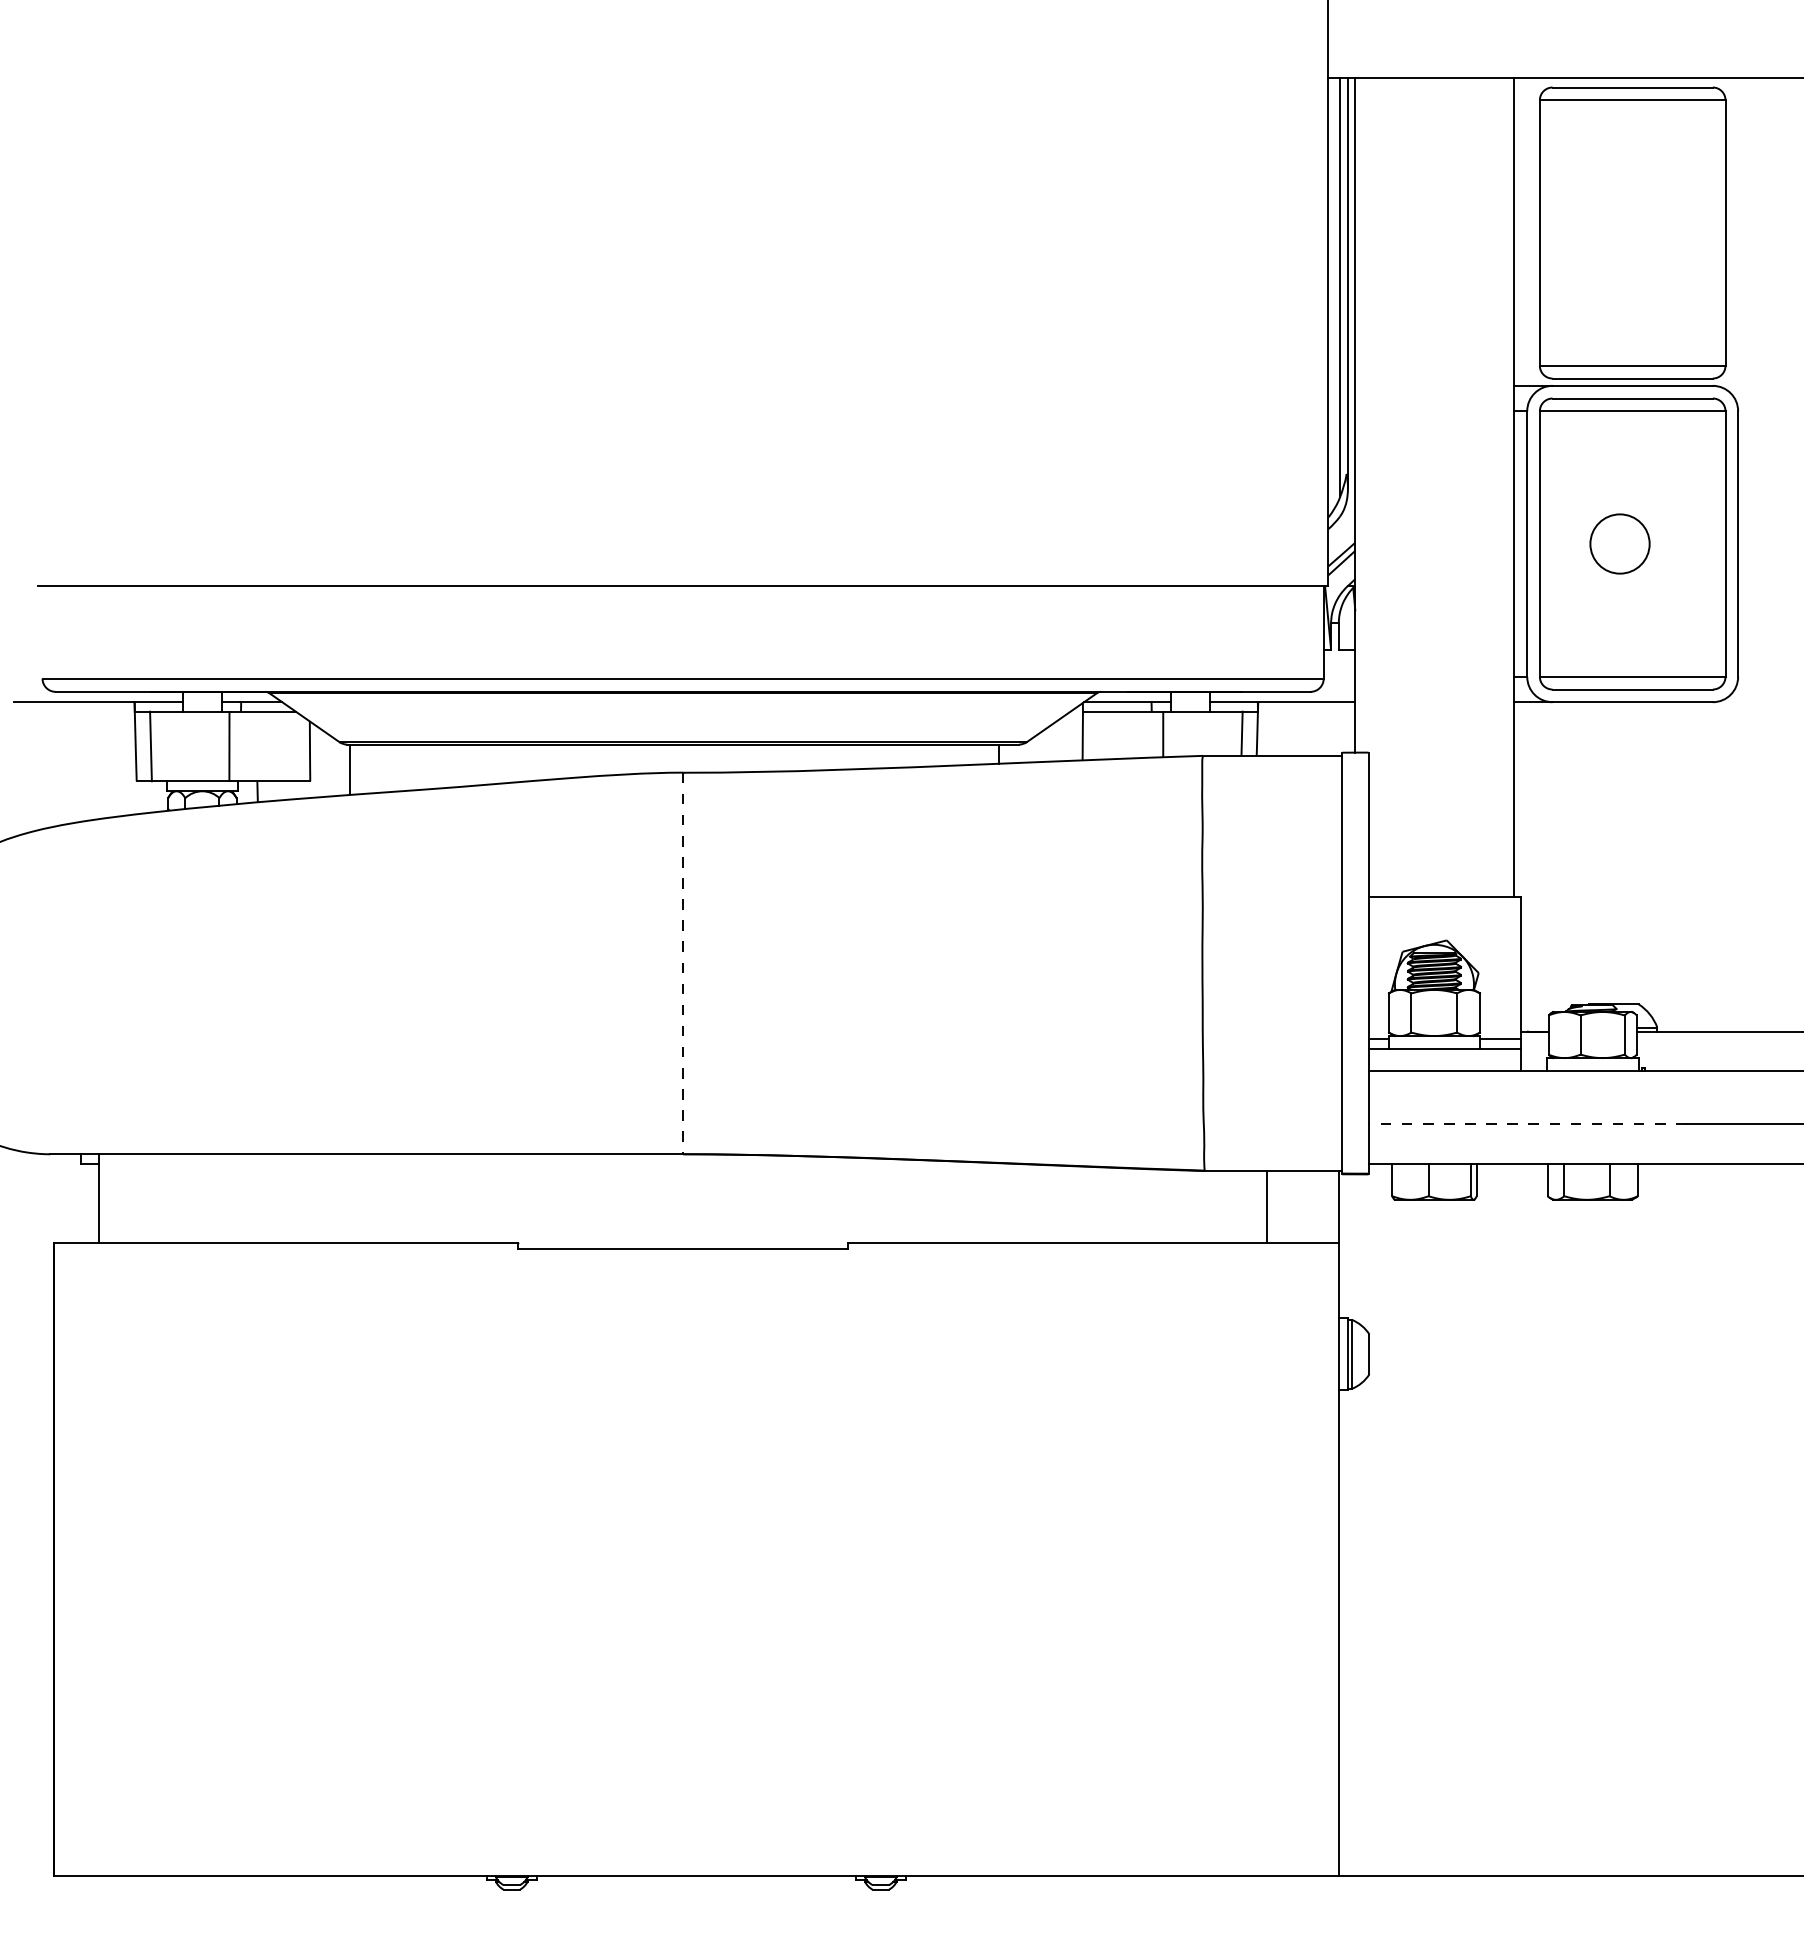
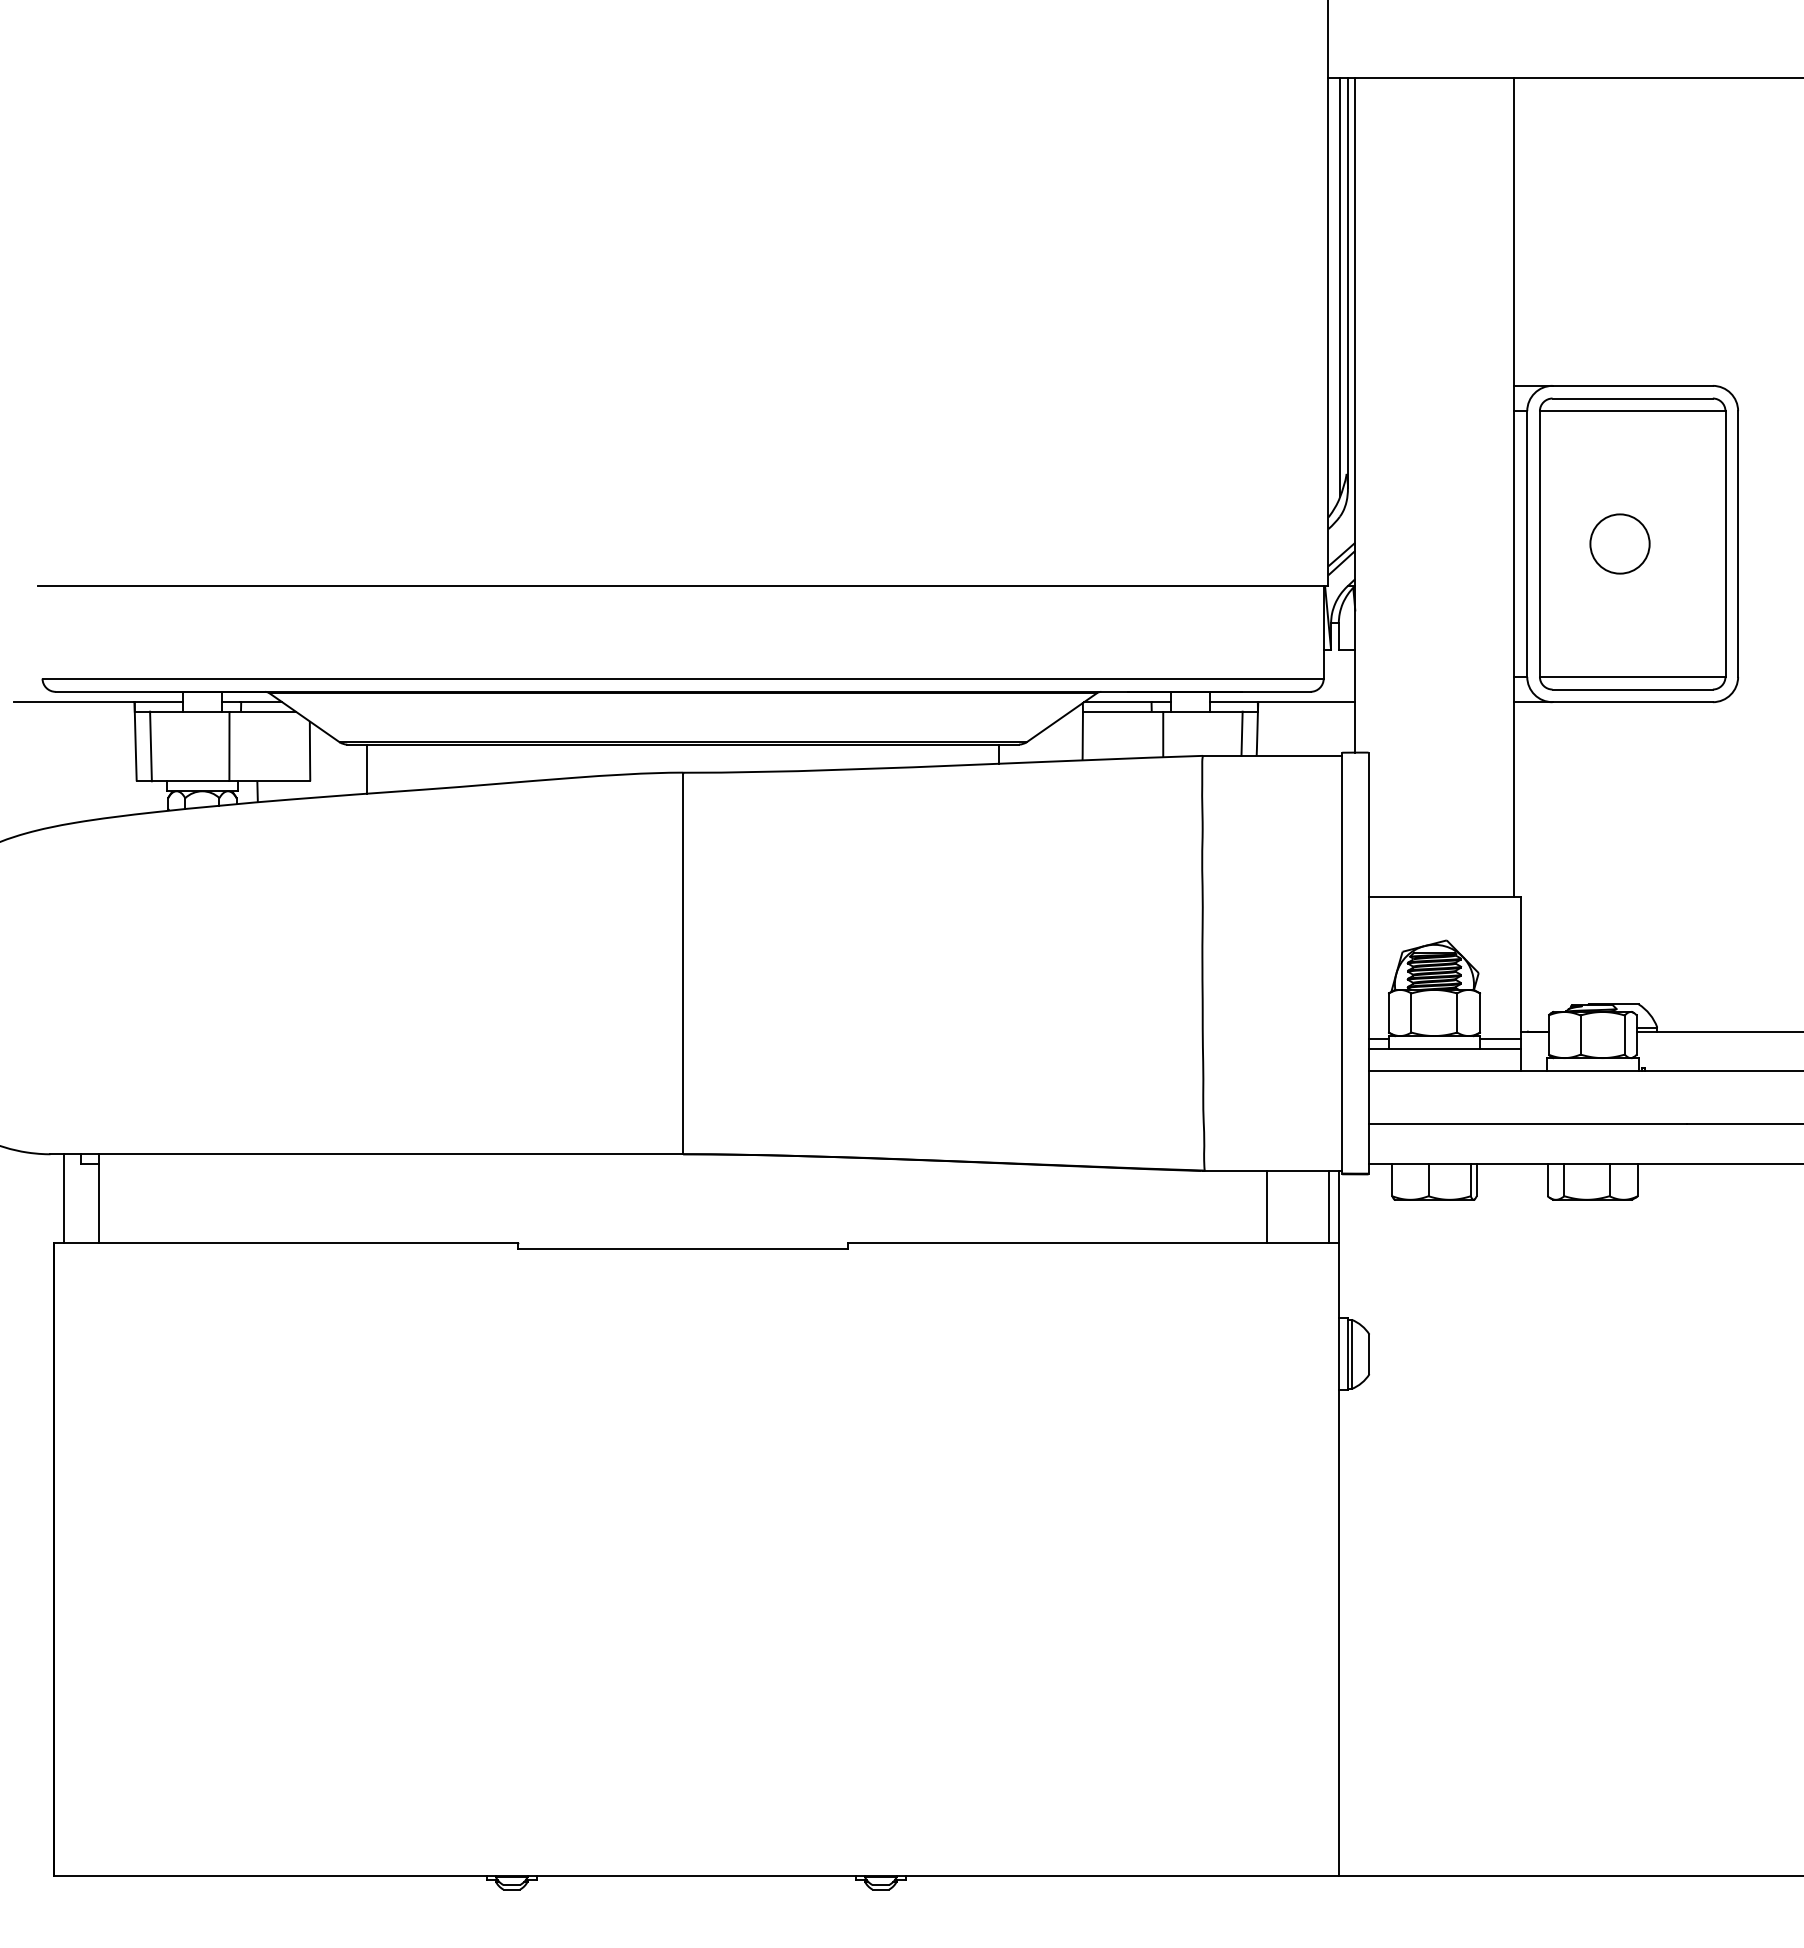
part: present -> none (1632, 232)
line position: (349, 768) -> (366, 768) (366, 768)
line: dashed -> solid (683, 963)
line: dashed -> solid (1527, 1124)
line: none -> present (63, 1198)
line: none -> present (1329, 1206)
